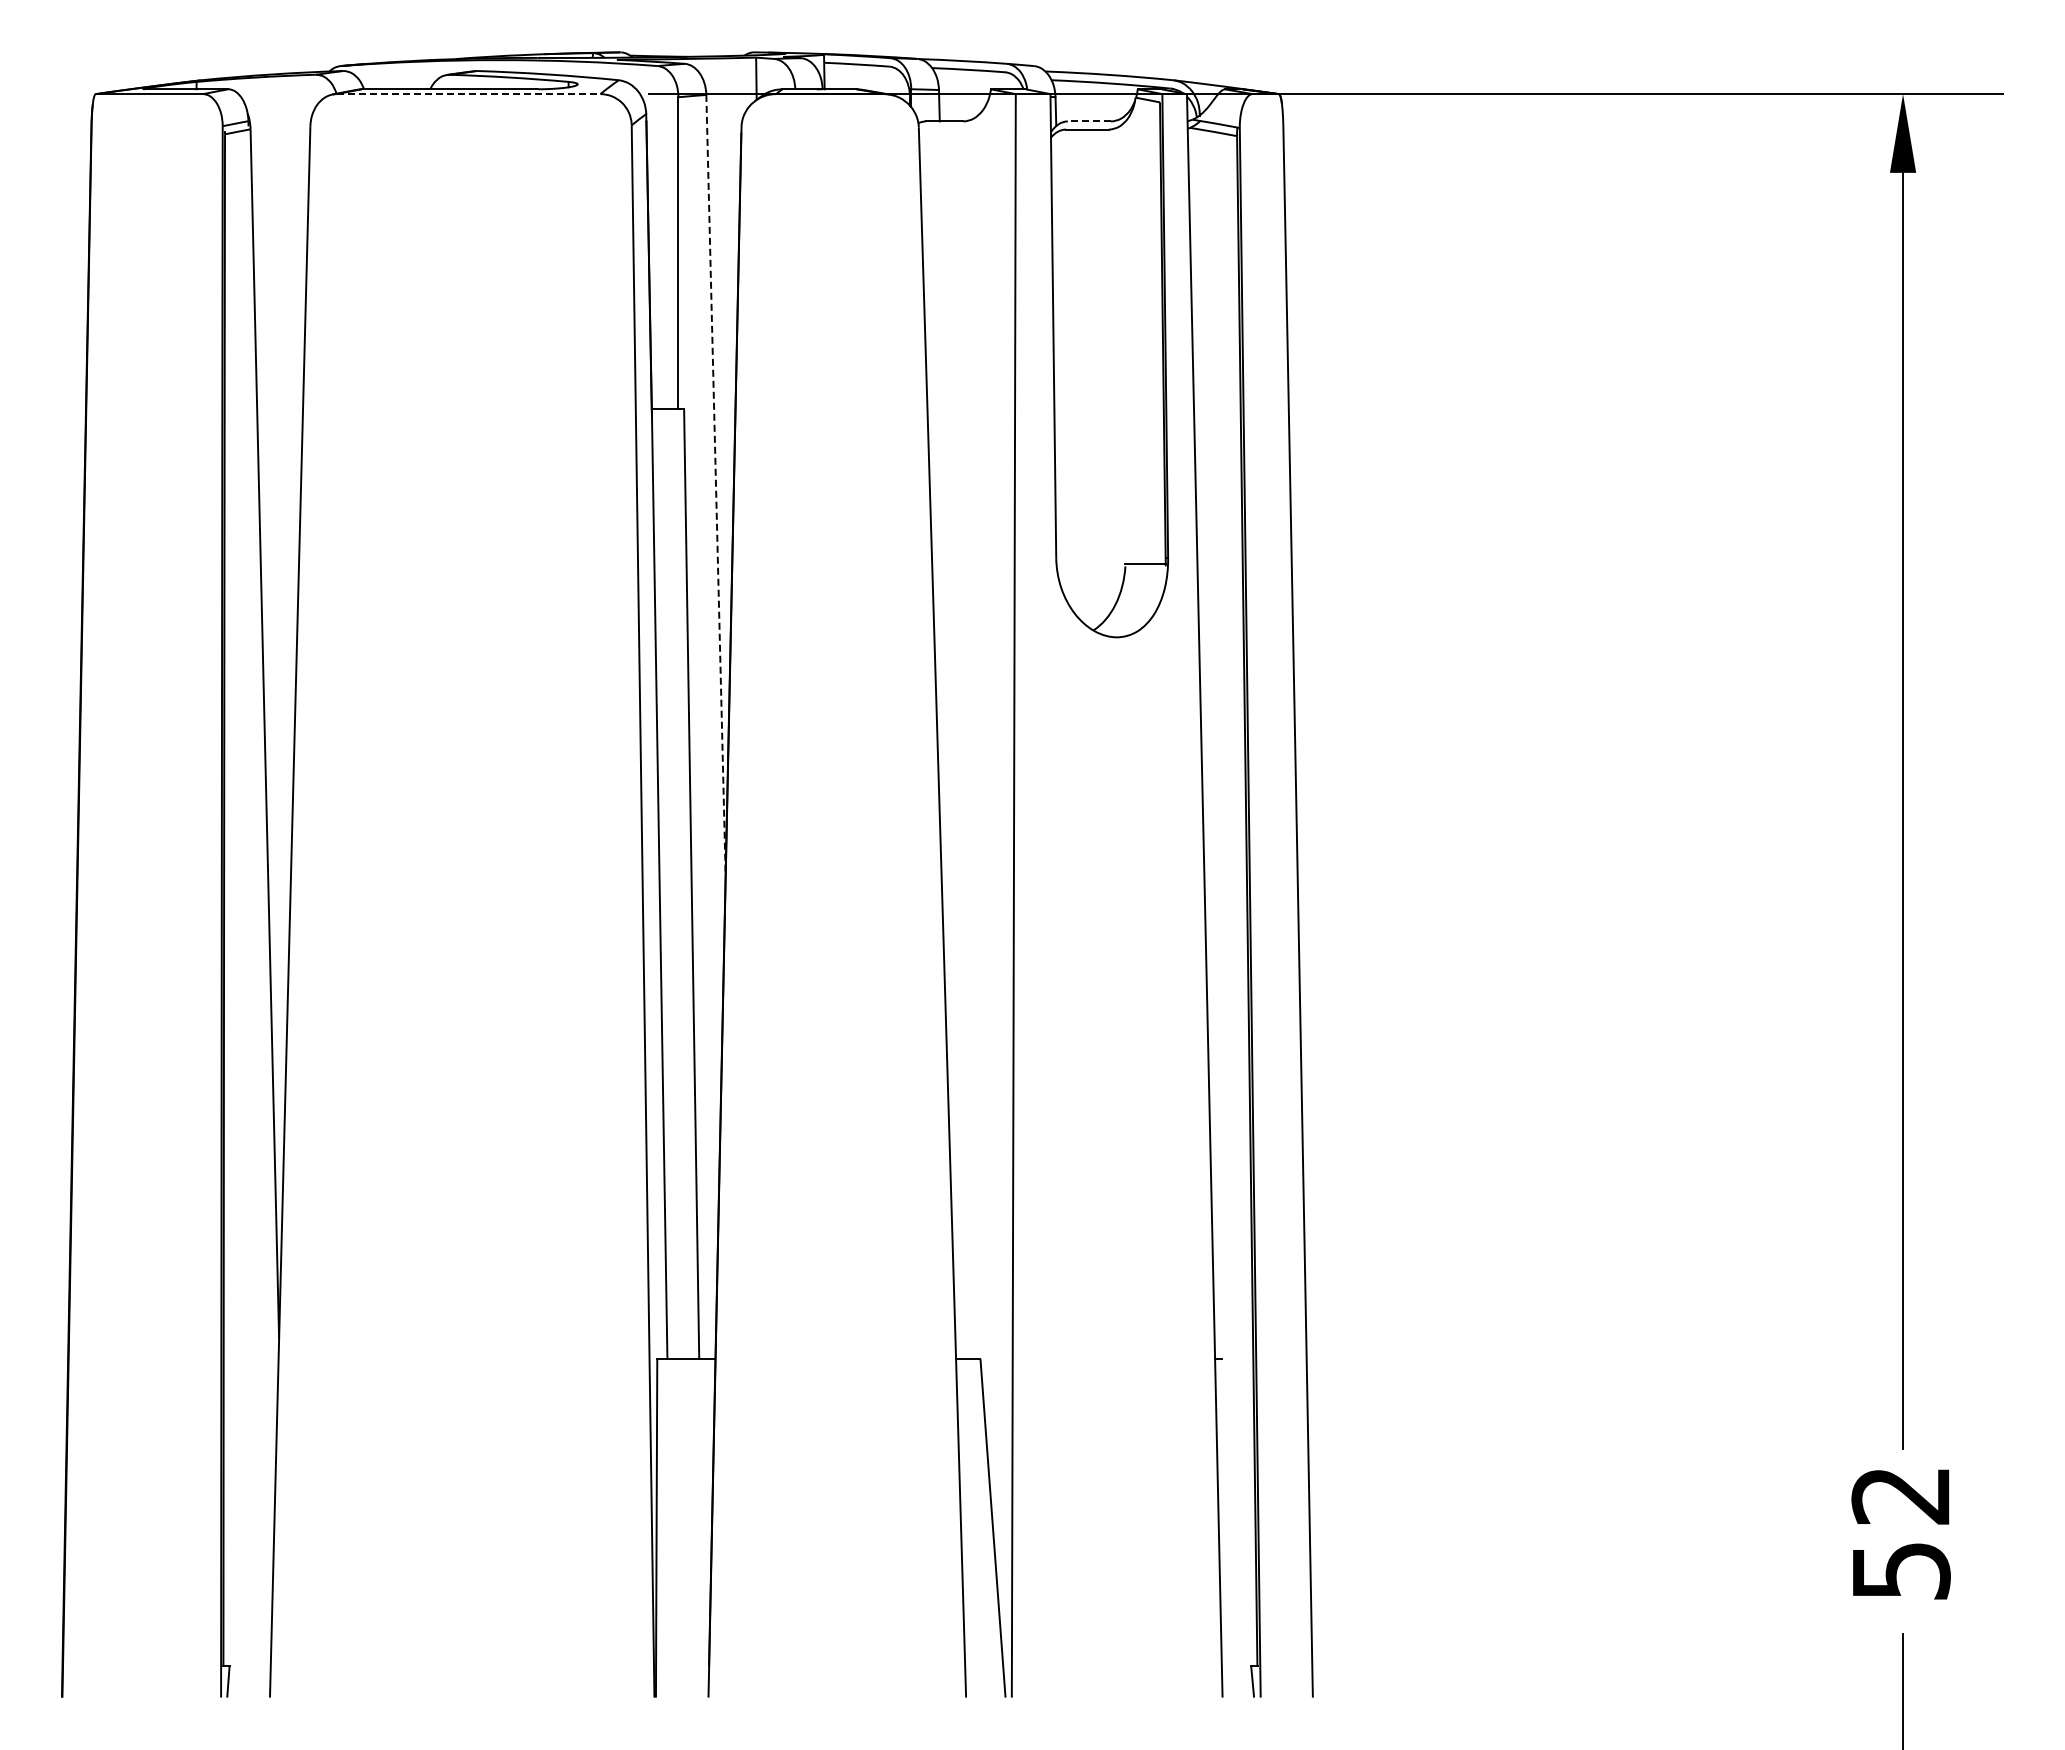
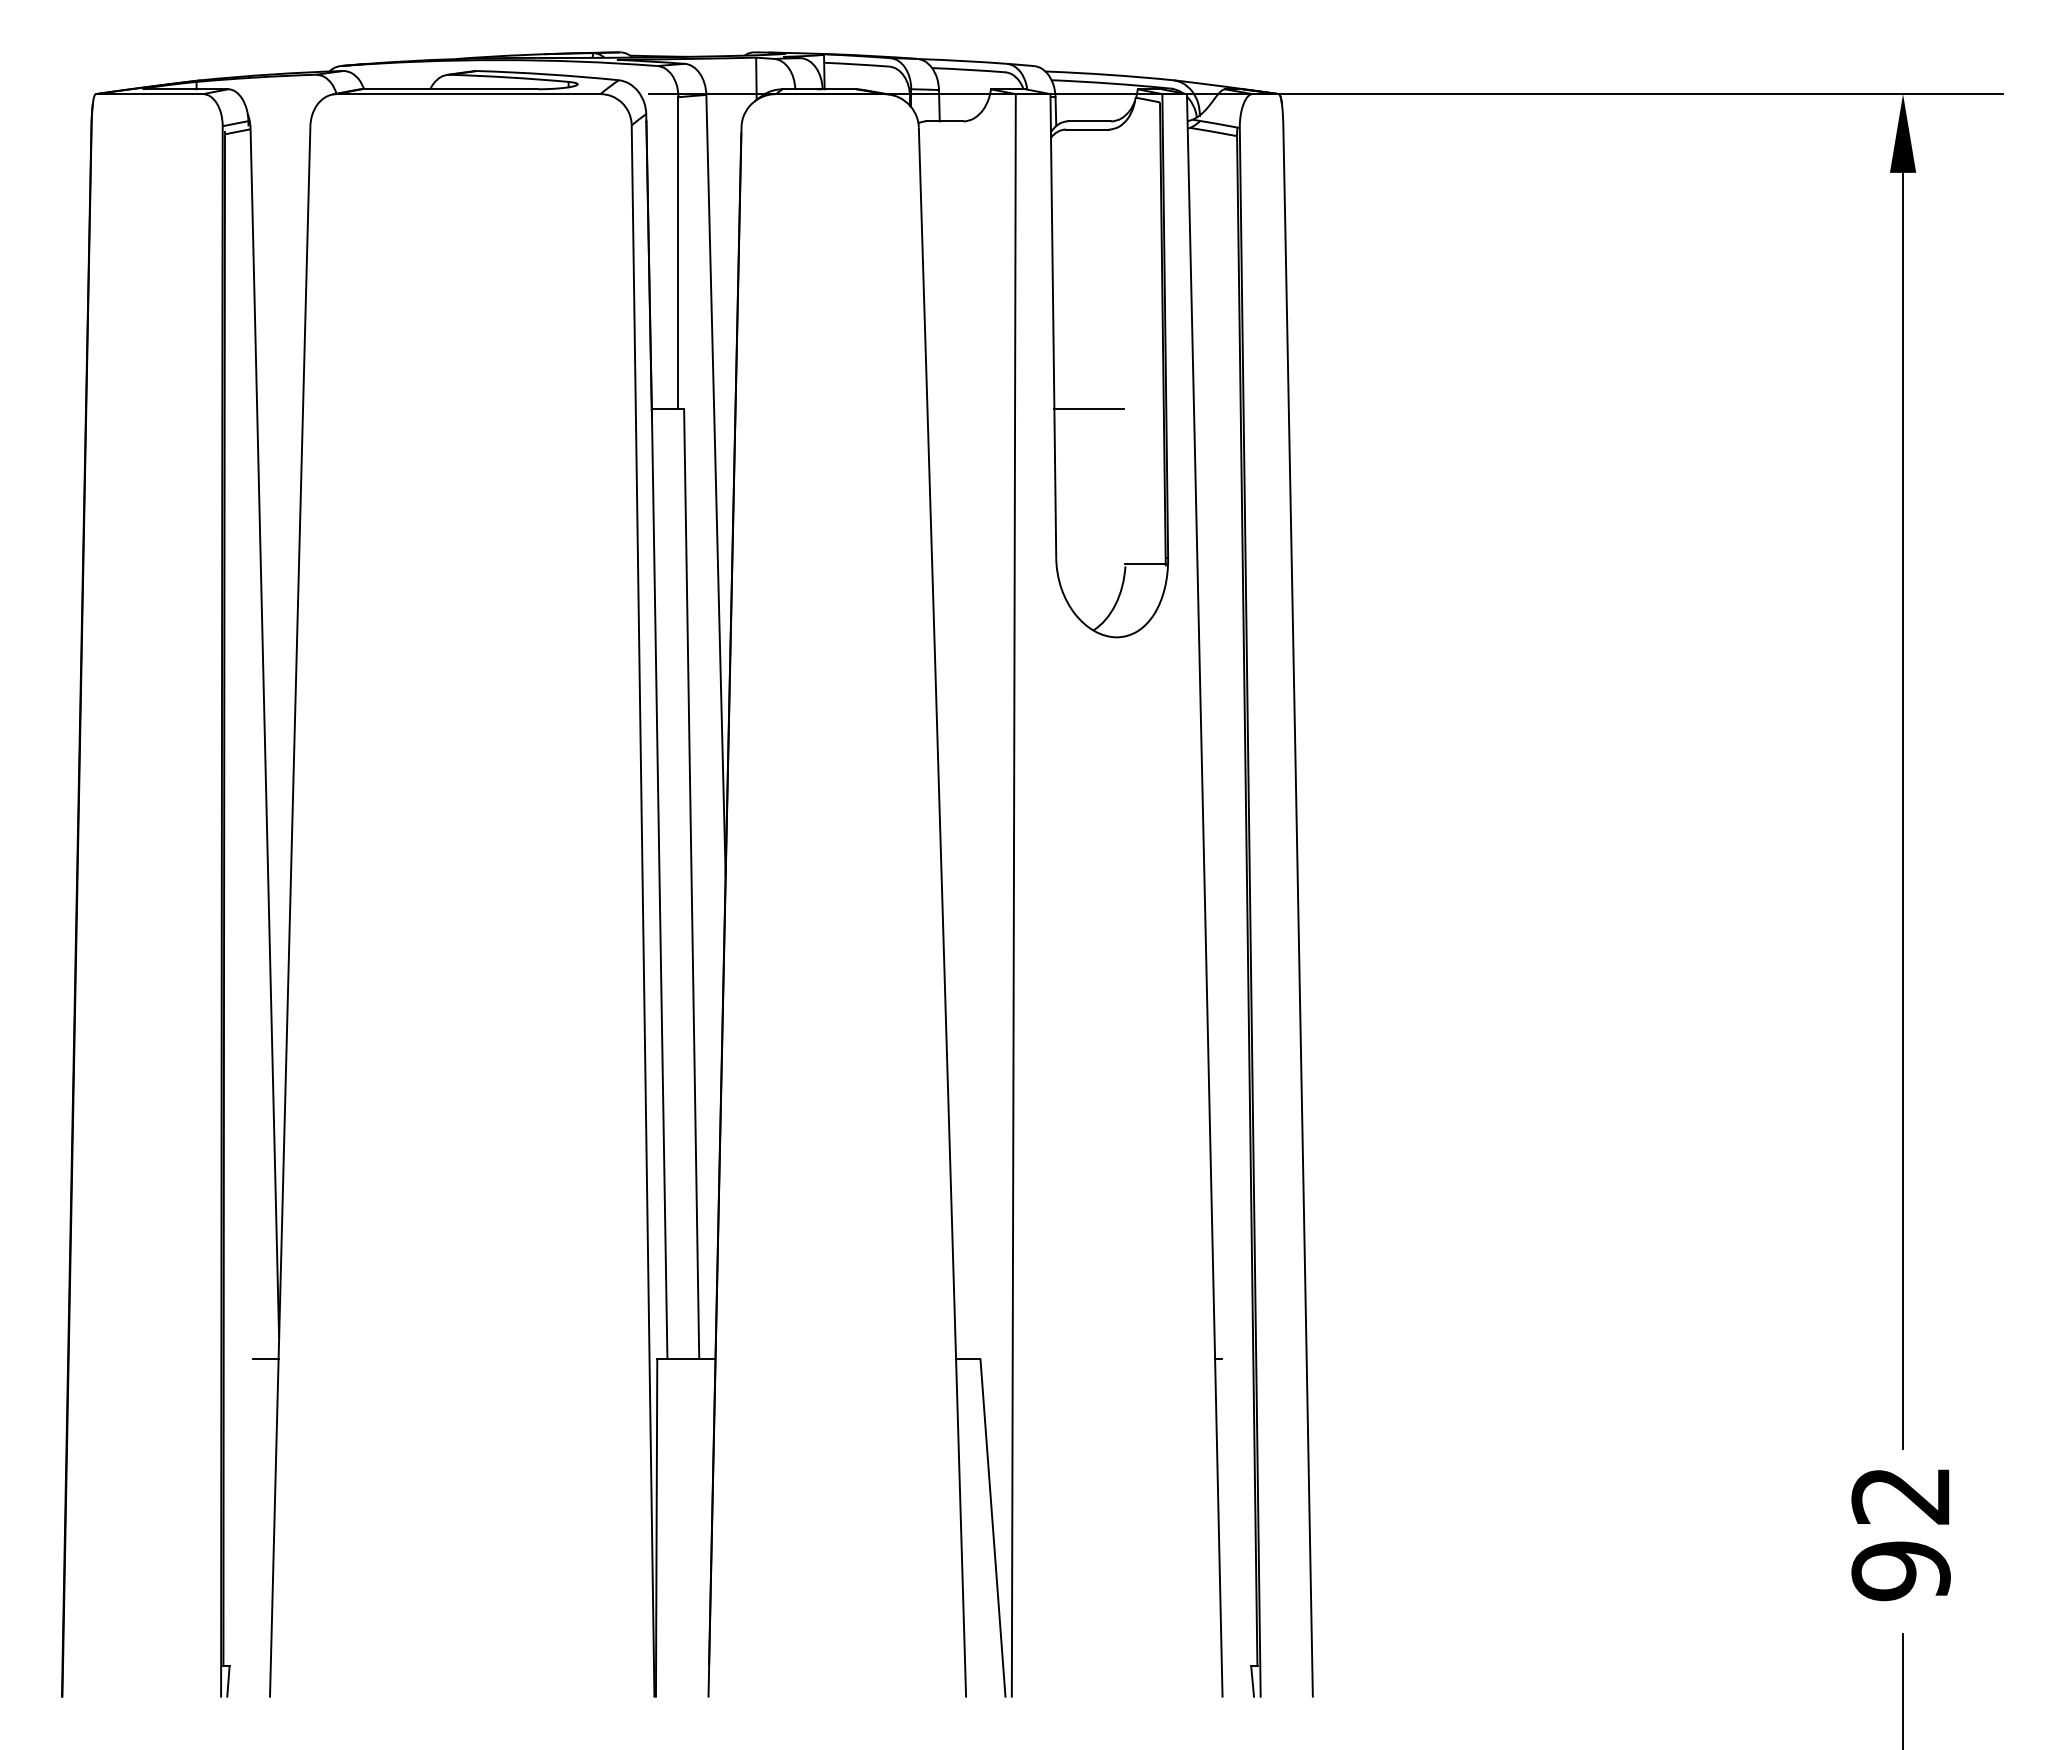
line: dashed -> solid (468, 94)
line: dashed -> solid (1089, 121)
line: none -> present (1088, 409)
line: dashed -> solid (716, 485)
line: none -> present (265, 1358)
text: 52 -> 92 (1900, 1571)
